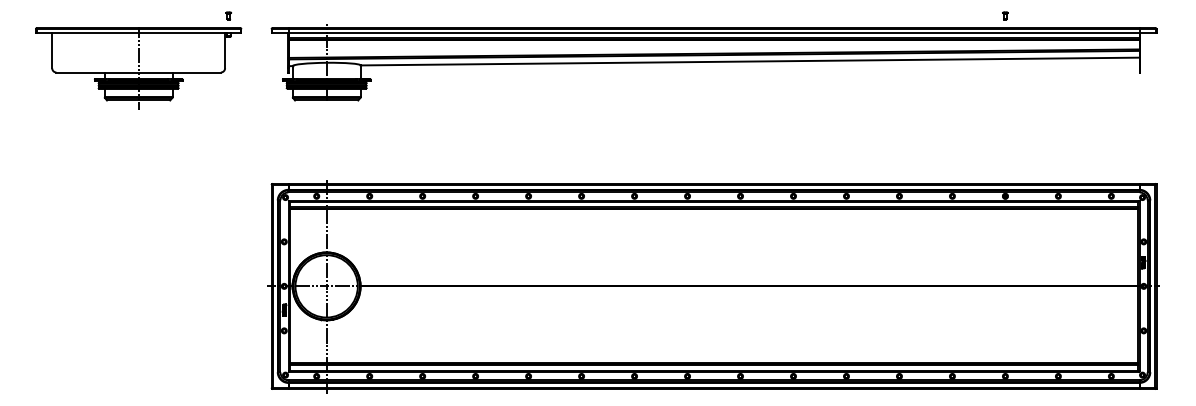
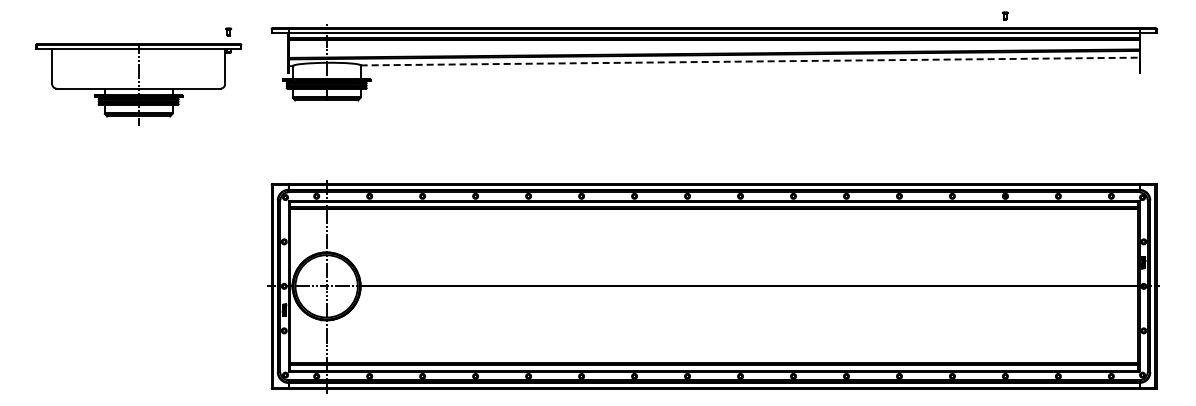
part position: (138, 60) -> (138, 76) (138, 76)
line: solid -> dashed (750, 61)
